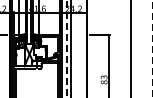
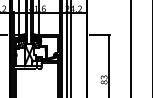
line: dashed -> solid (66, 48)
line: dashed -> solid (152, 49)
